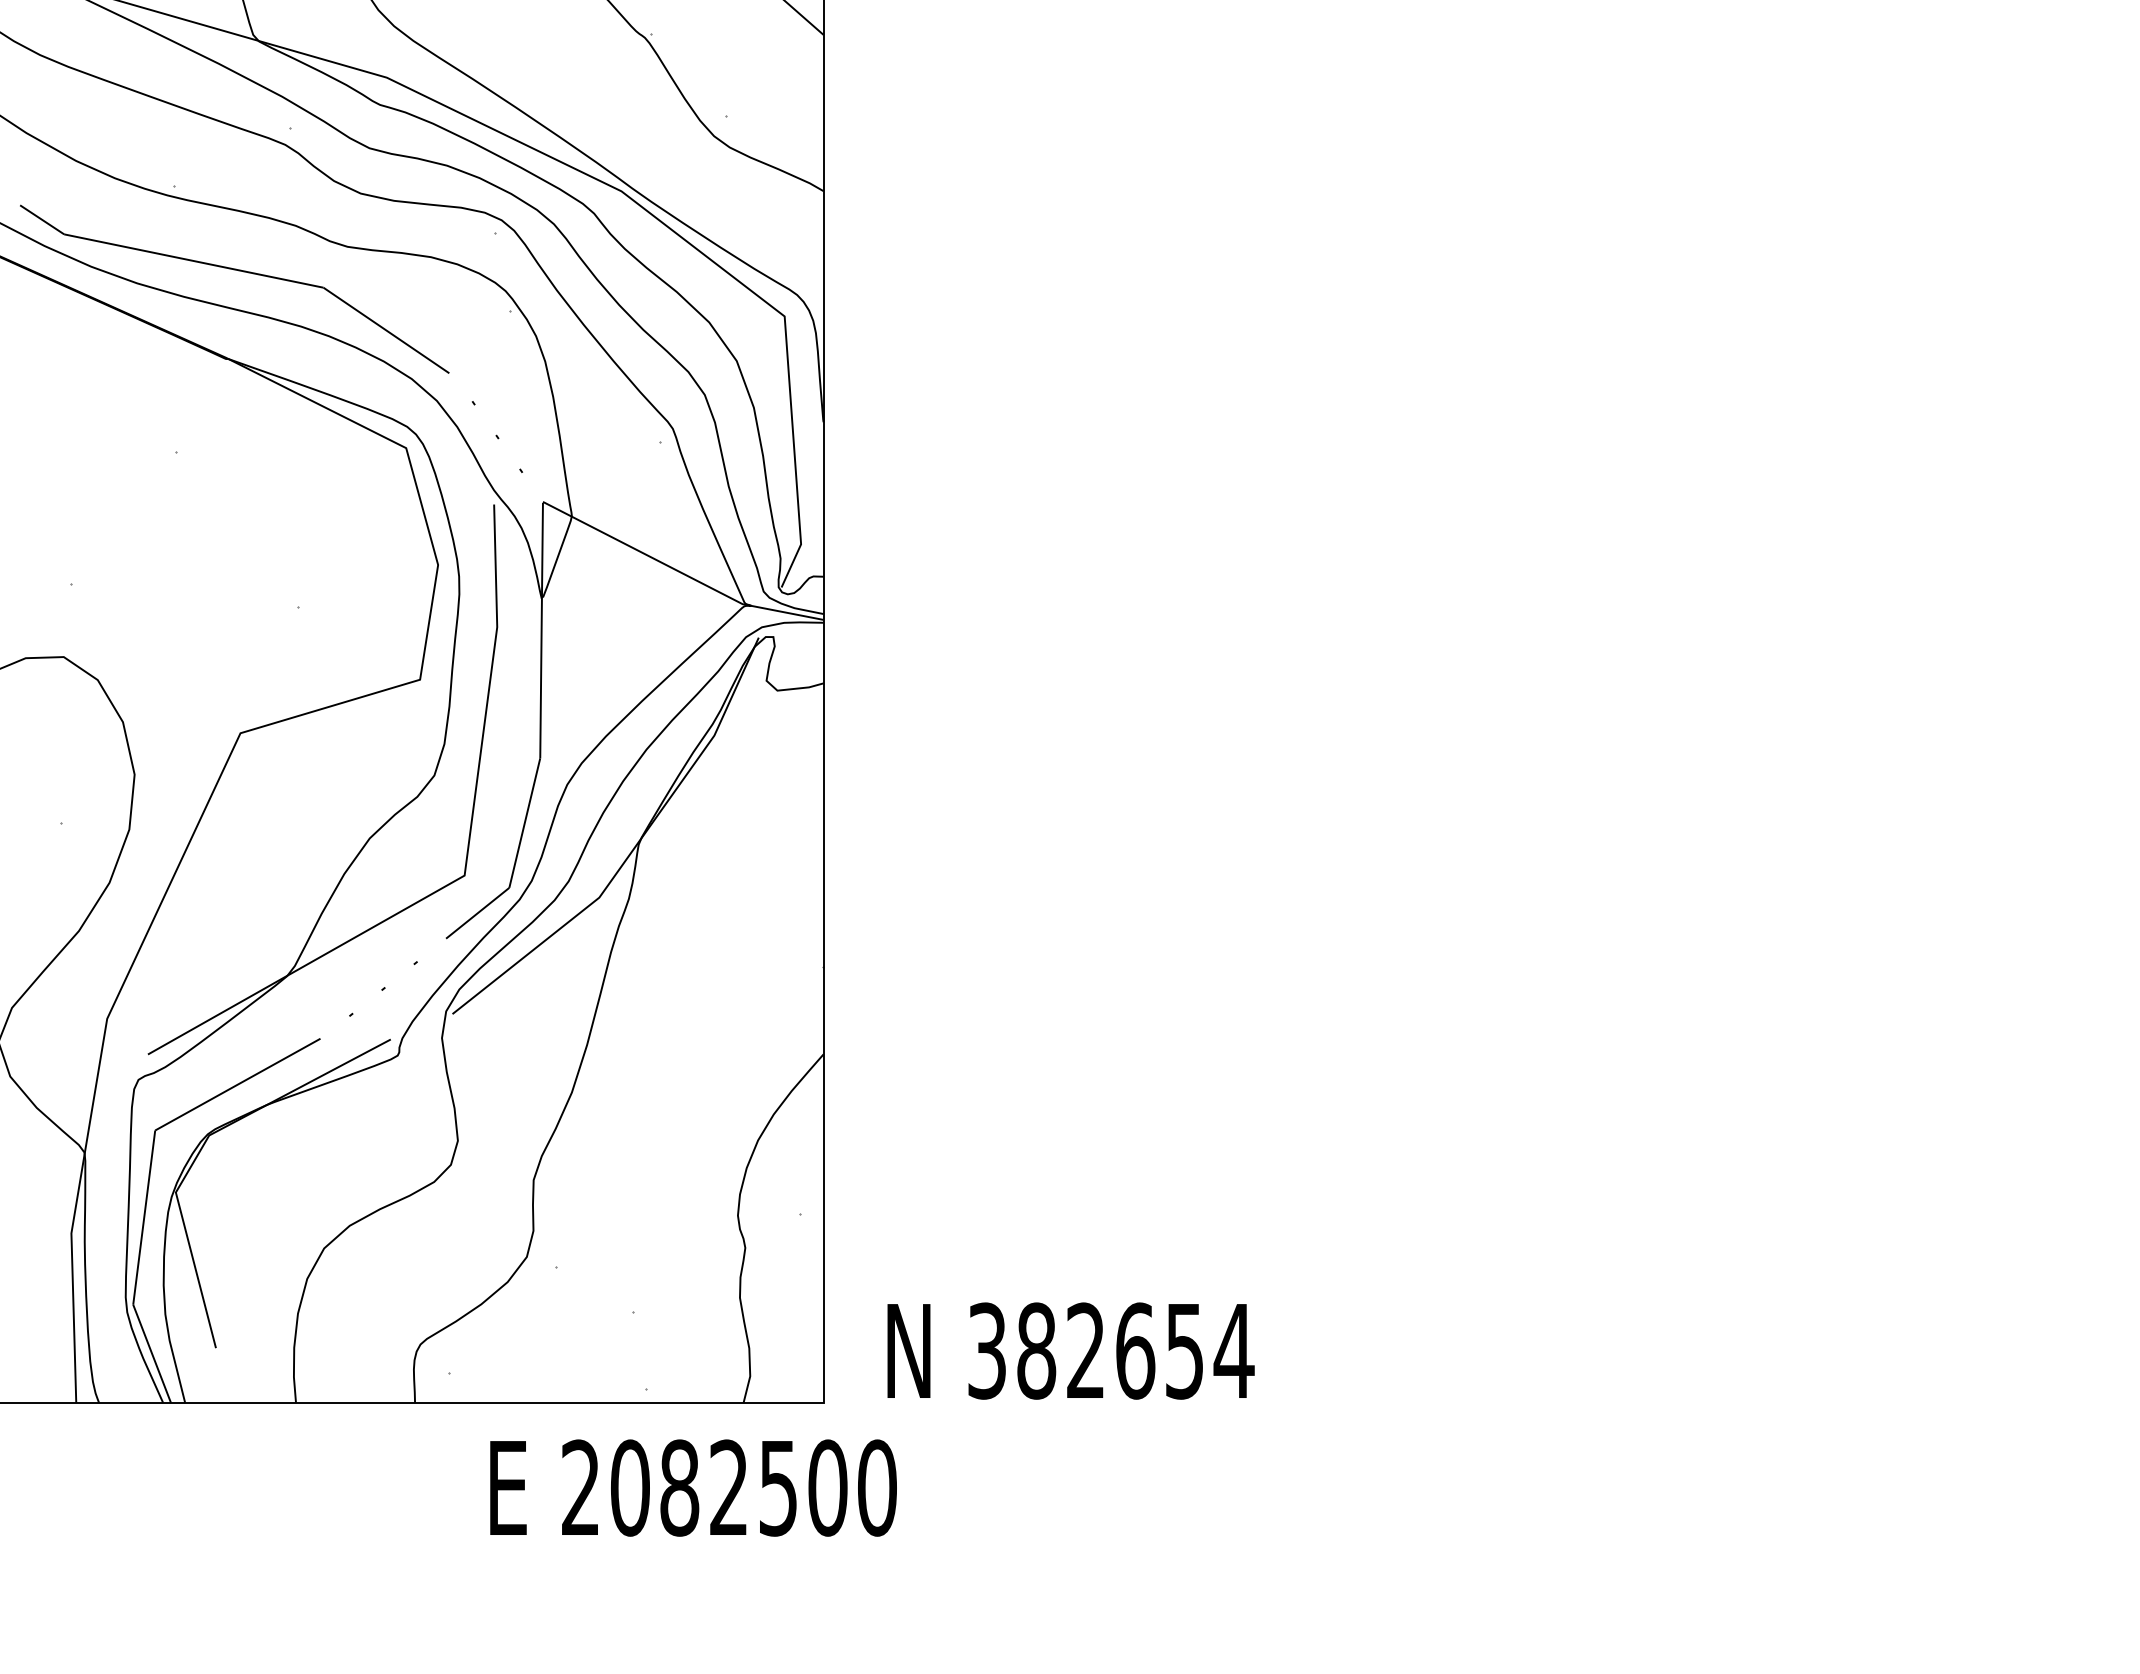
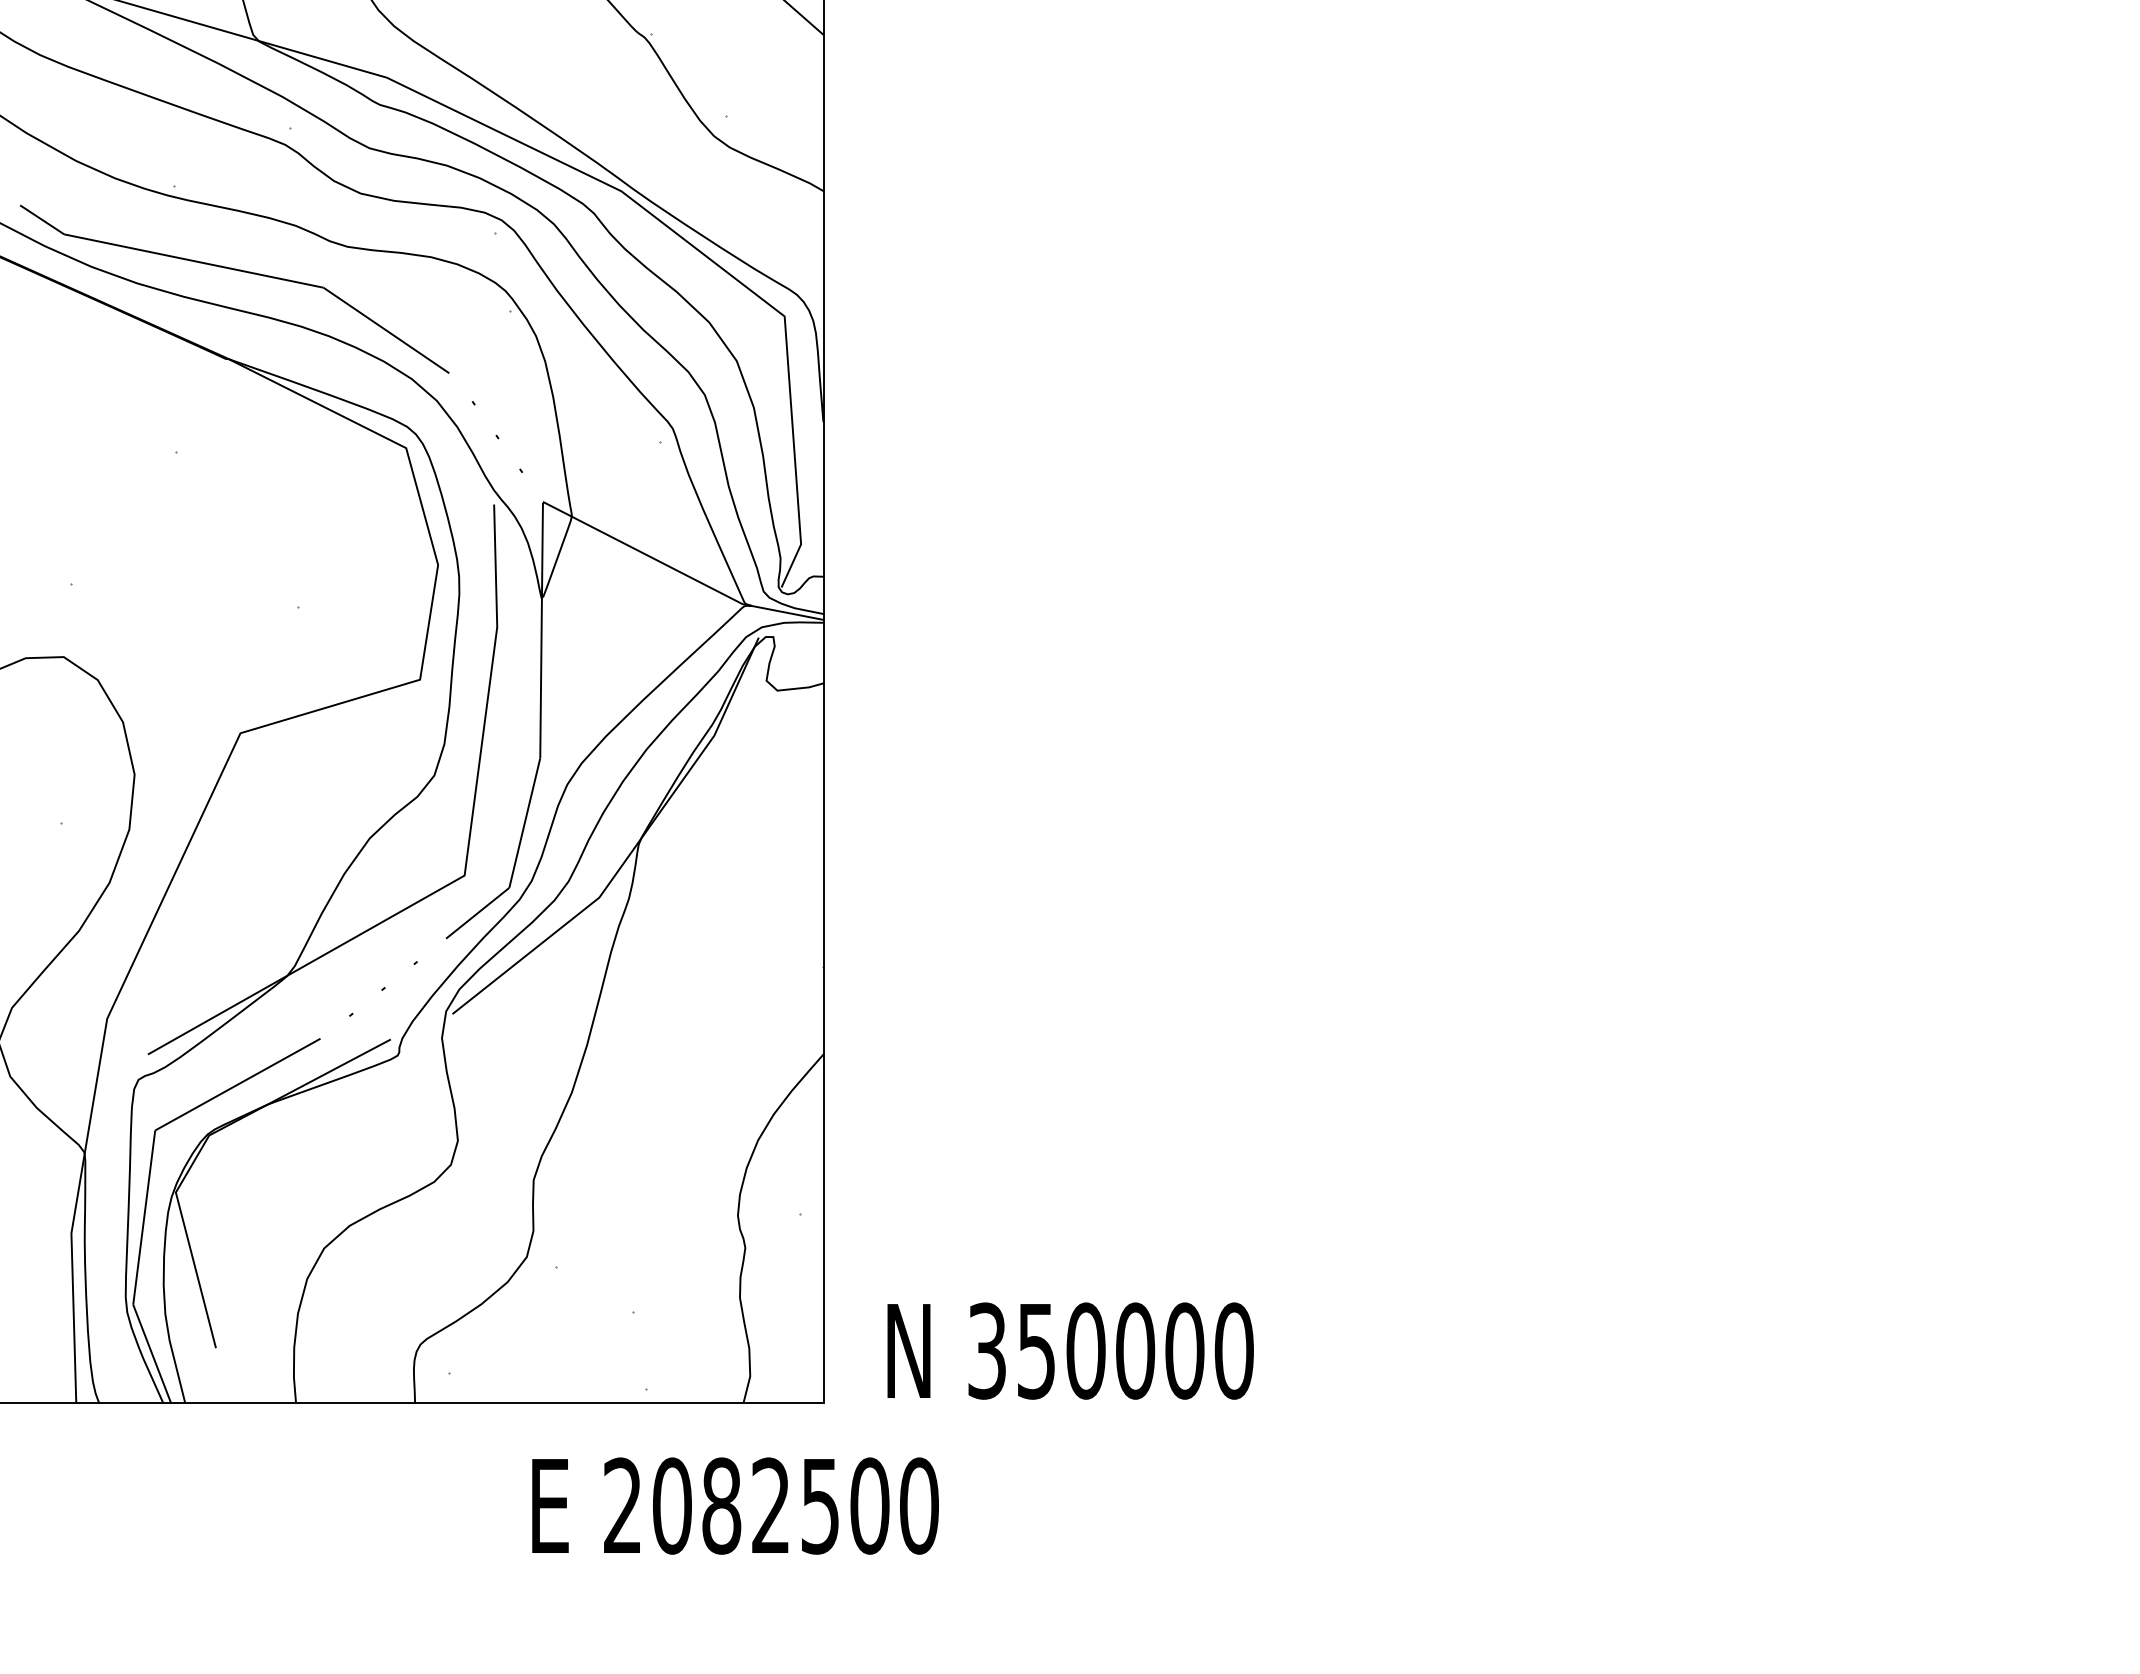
text: 382654 -> 350000 (1135, 1350)
text position: (693, 1487) -> (735, 1505) (735, 1505)
